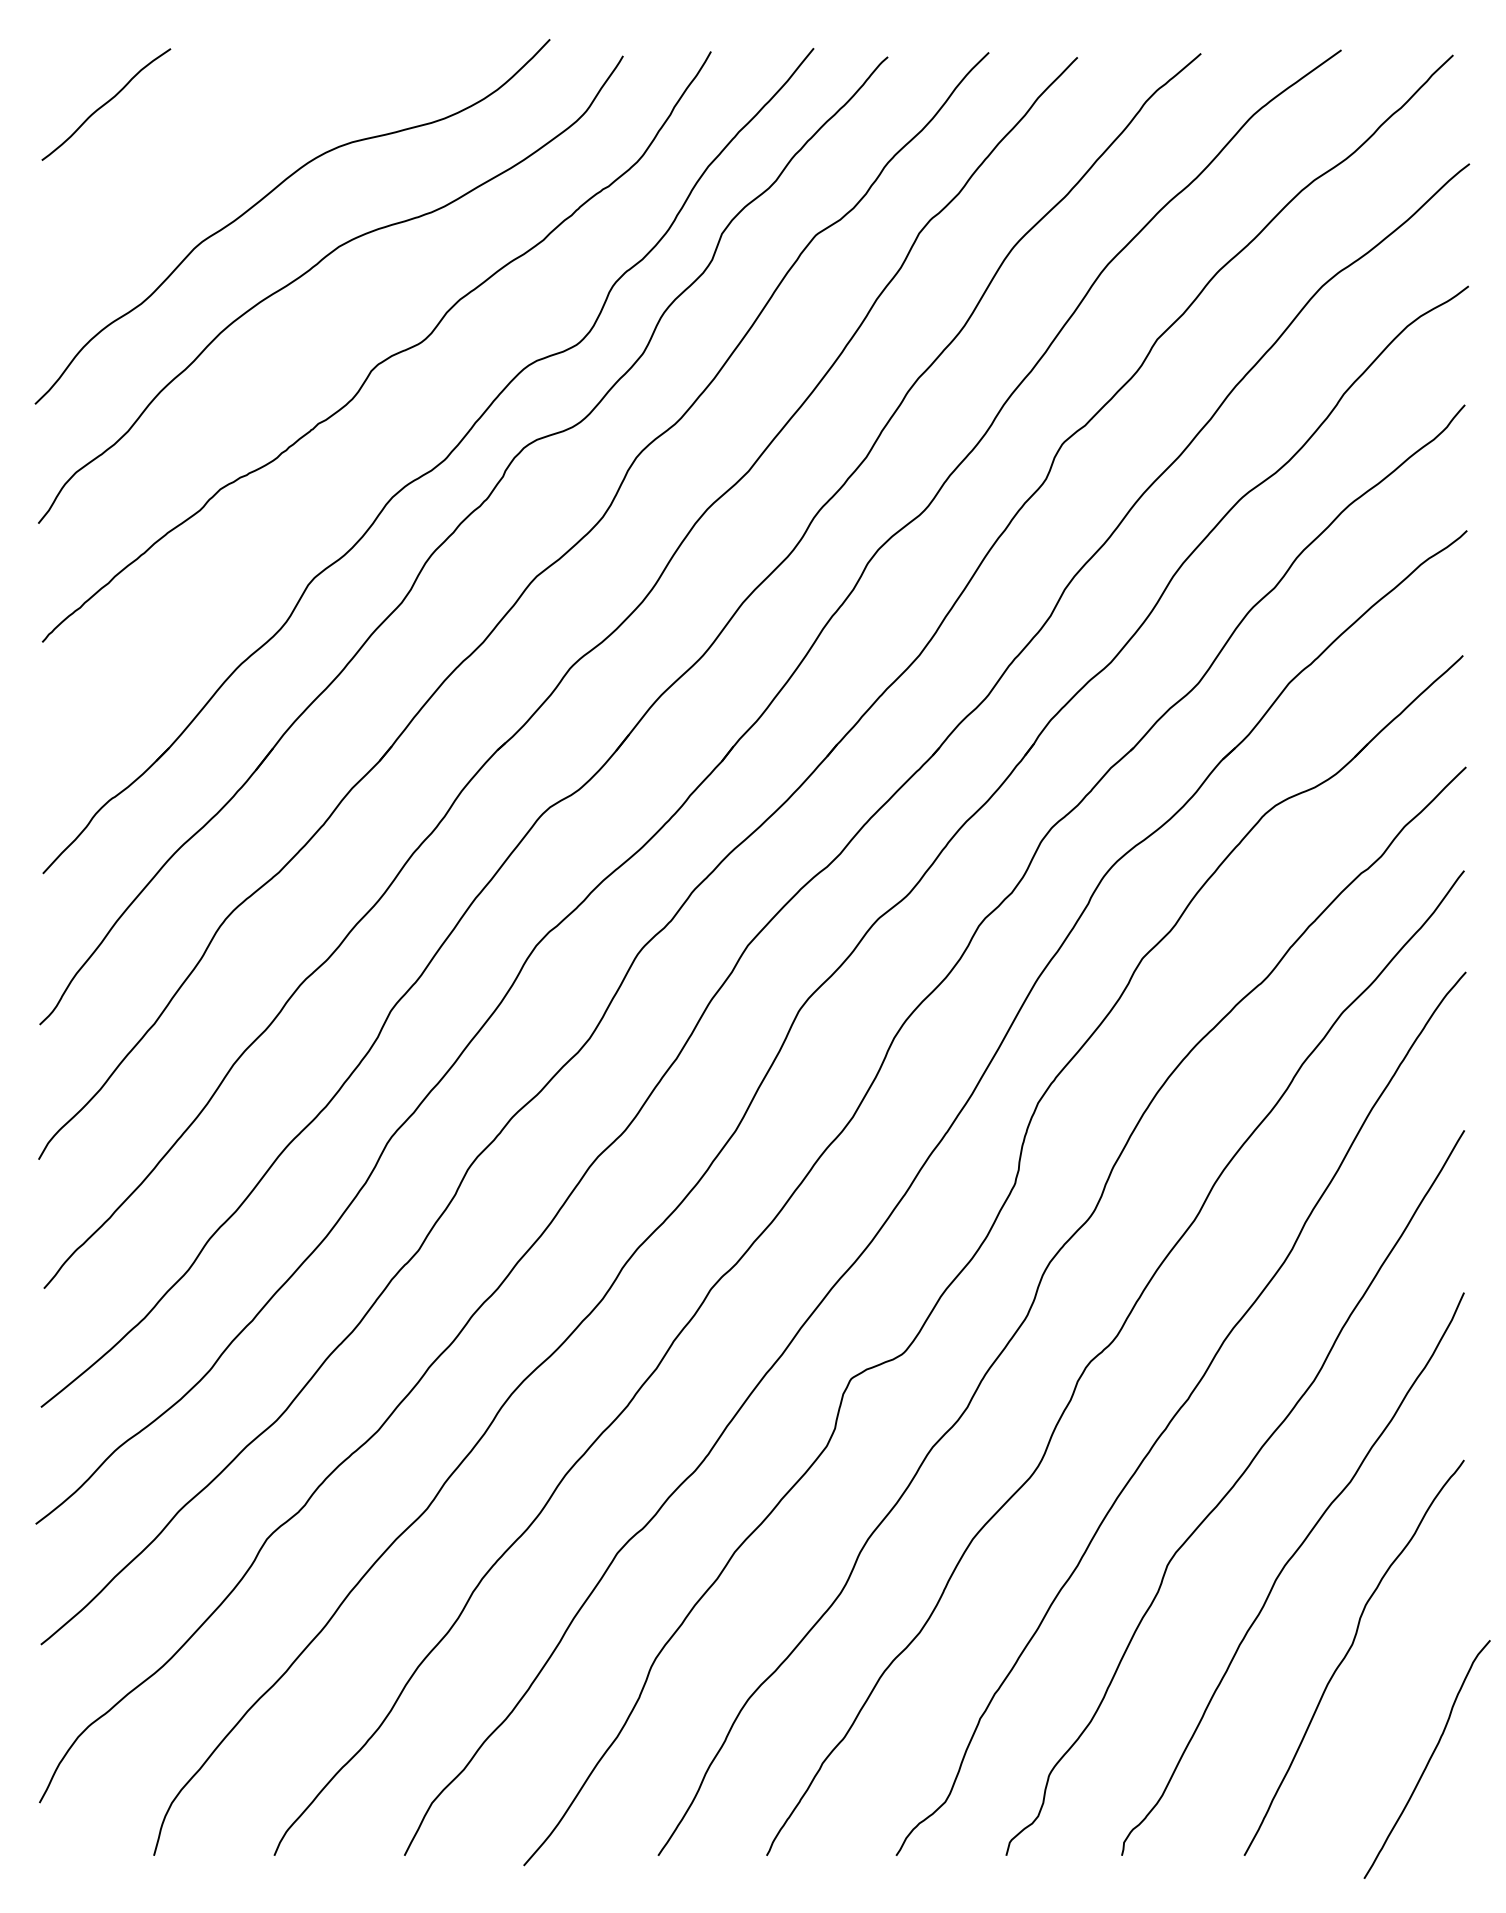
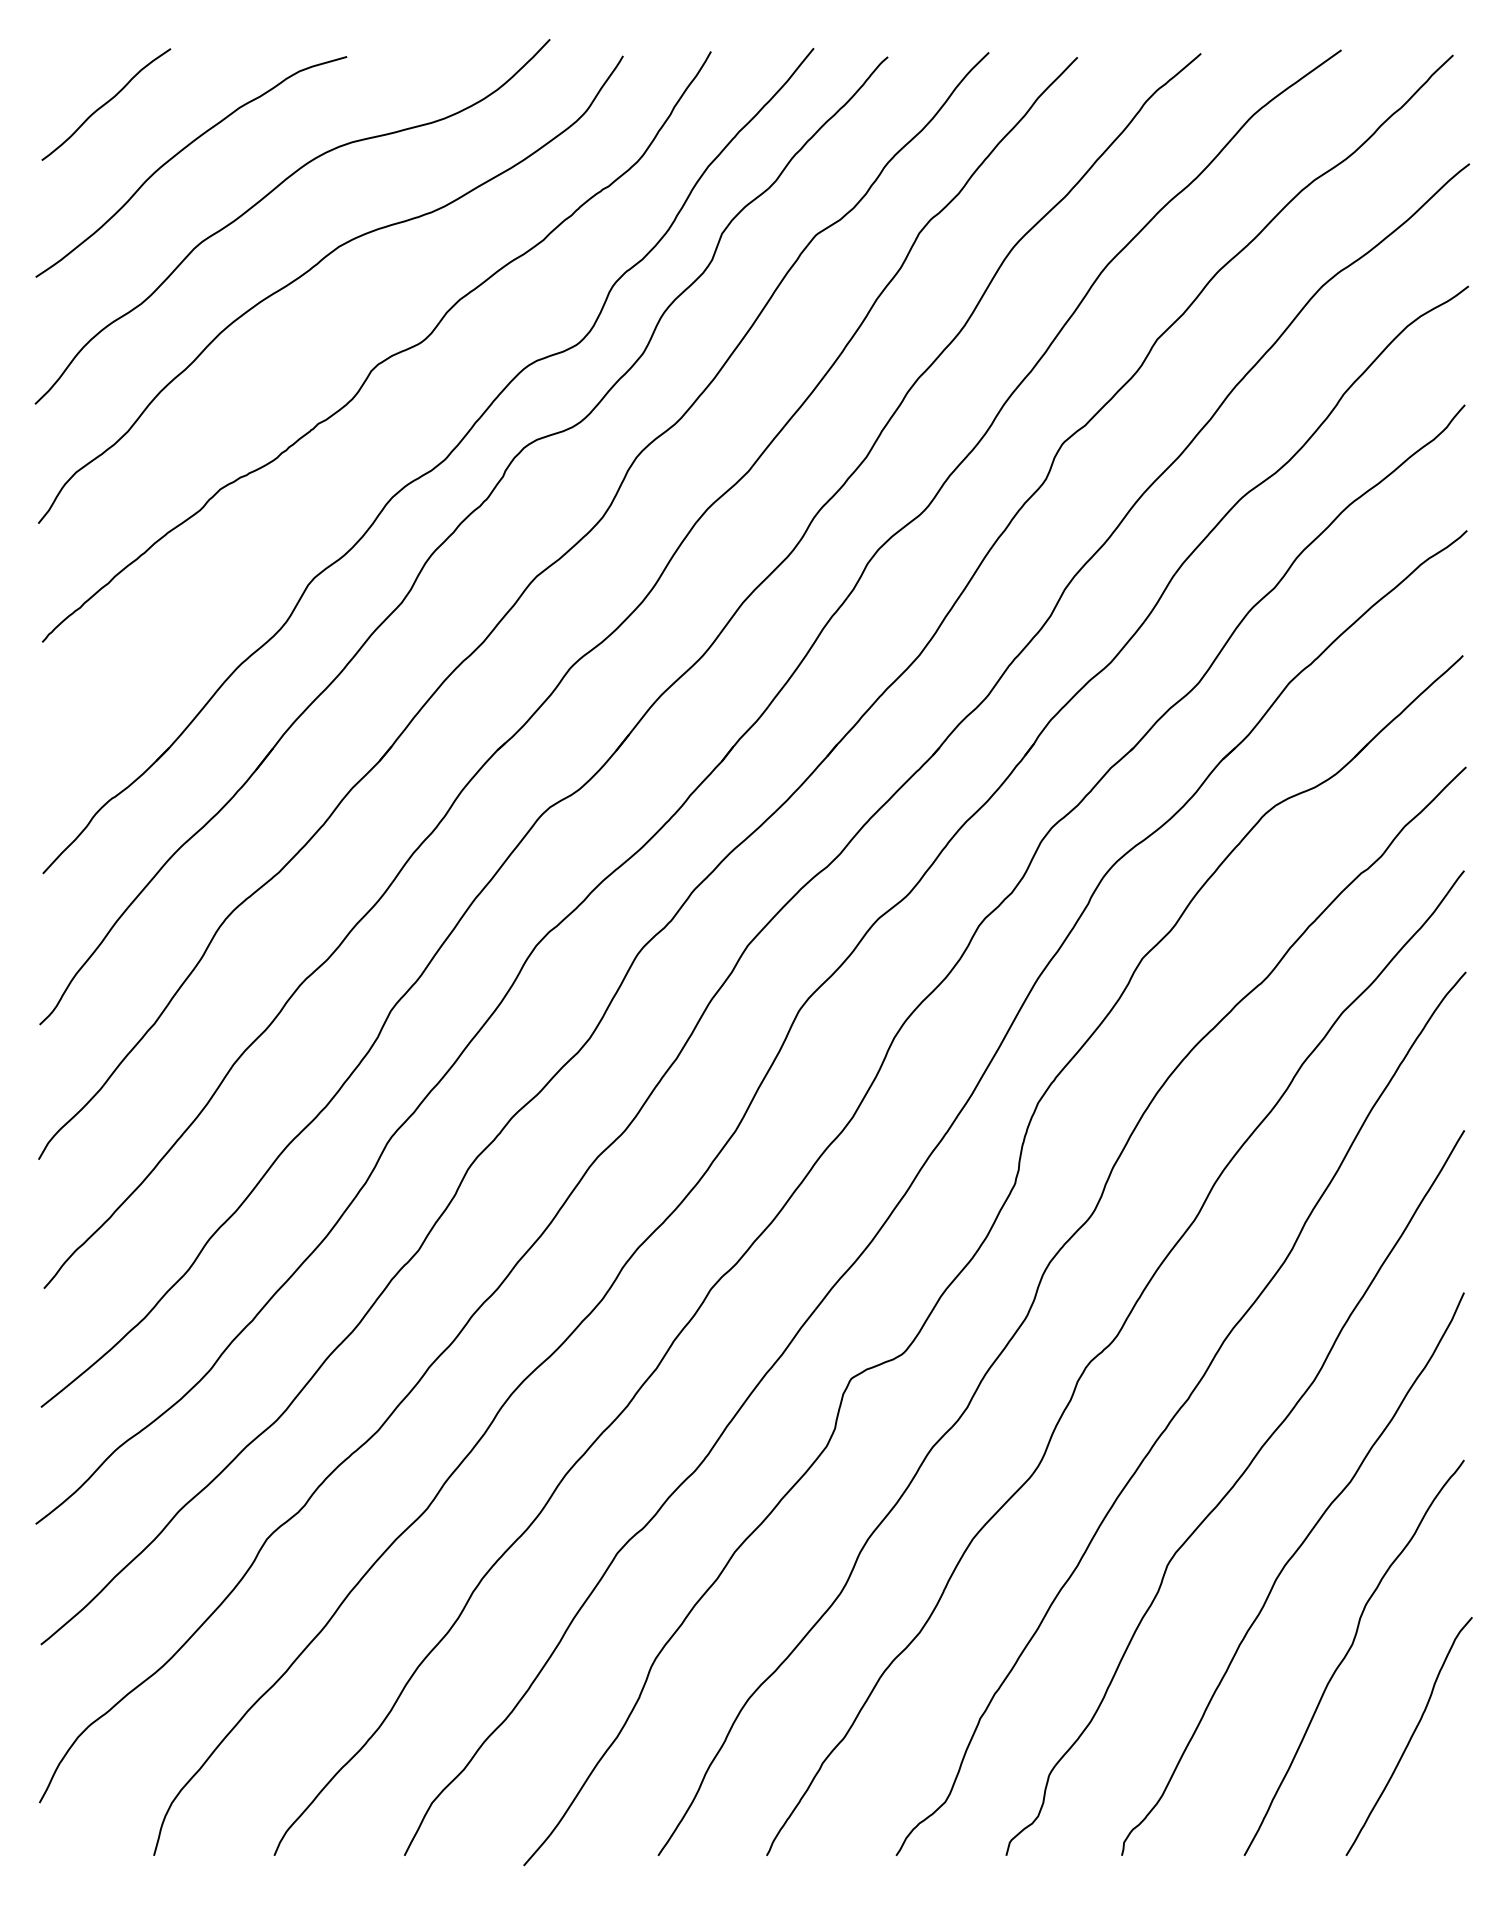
curve: none -> present (179, 153)
curve position: (1428, 1759) -> (1410, 1736) (1410, 1736)
